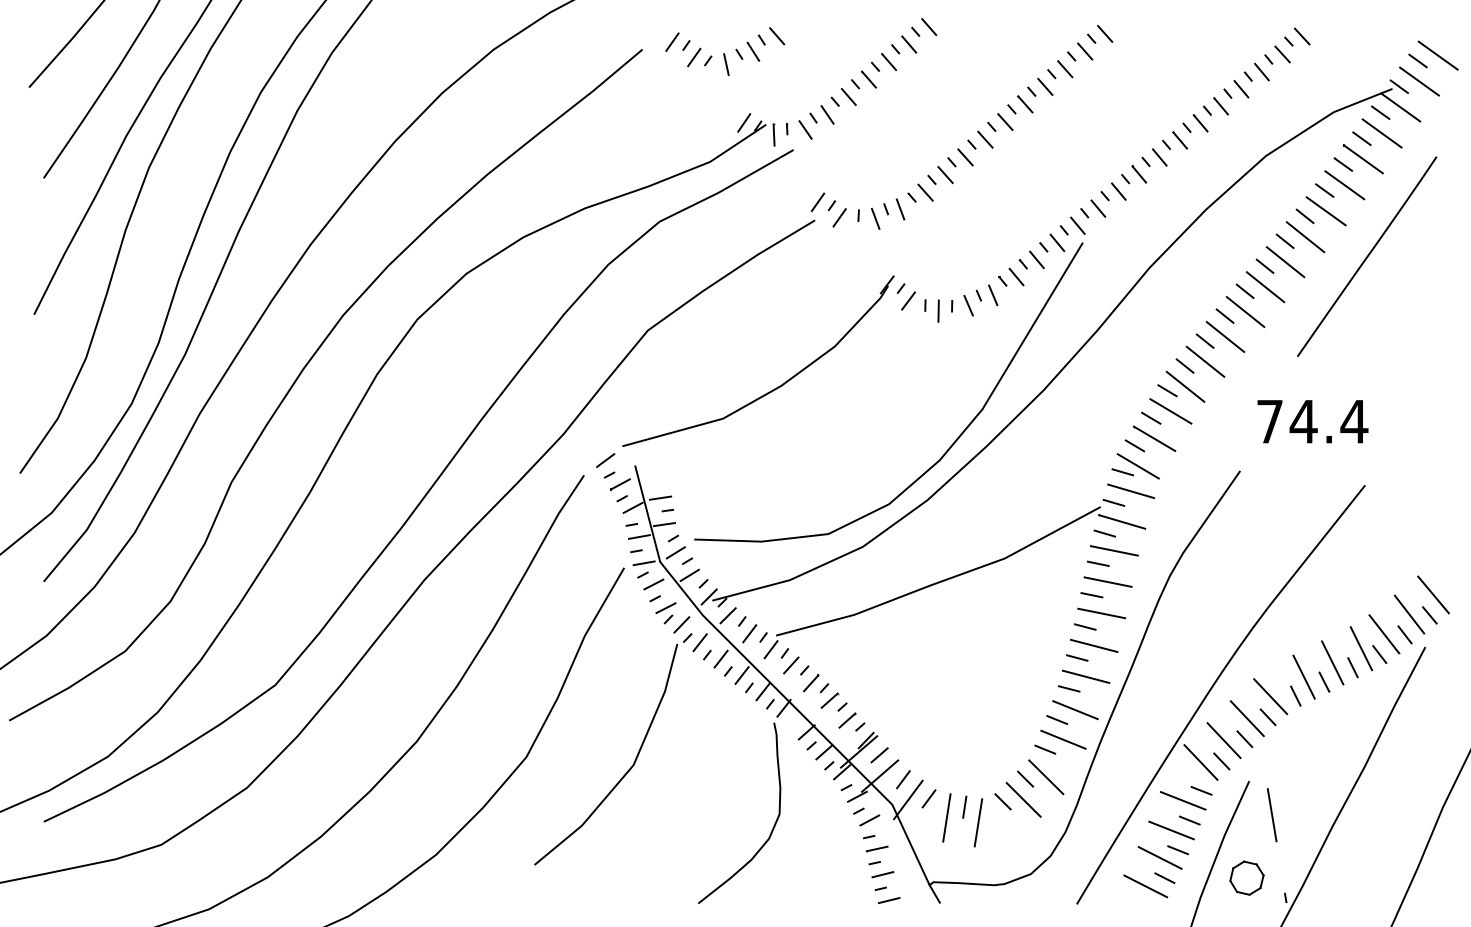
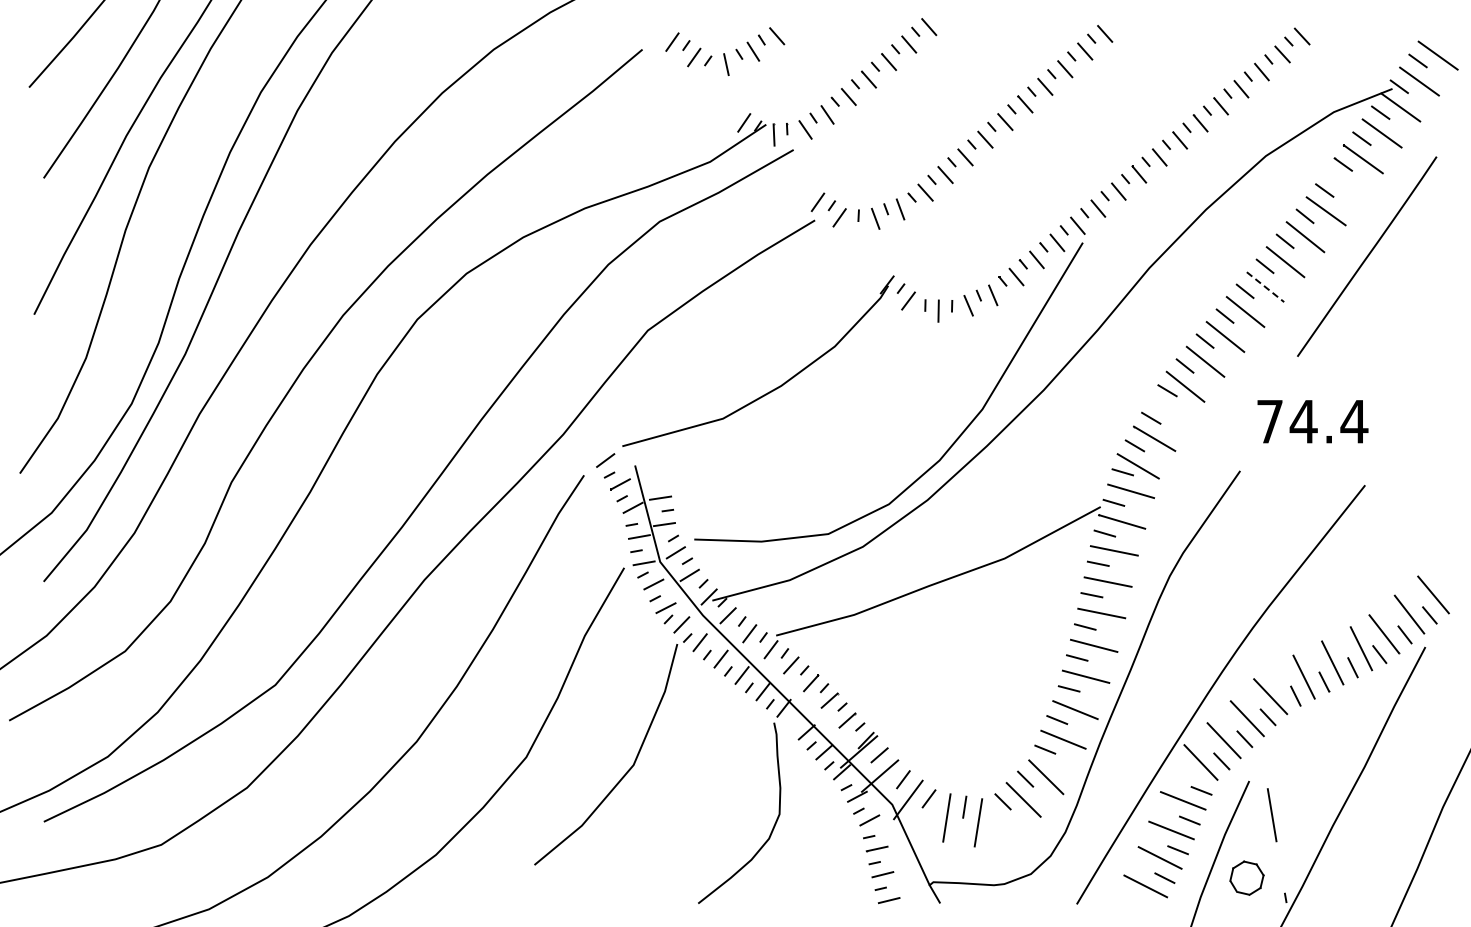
line: present -> none (1344, 185)
line: solid -> dashed (1265, 287)
line: present -> none (1170, 411)
